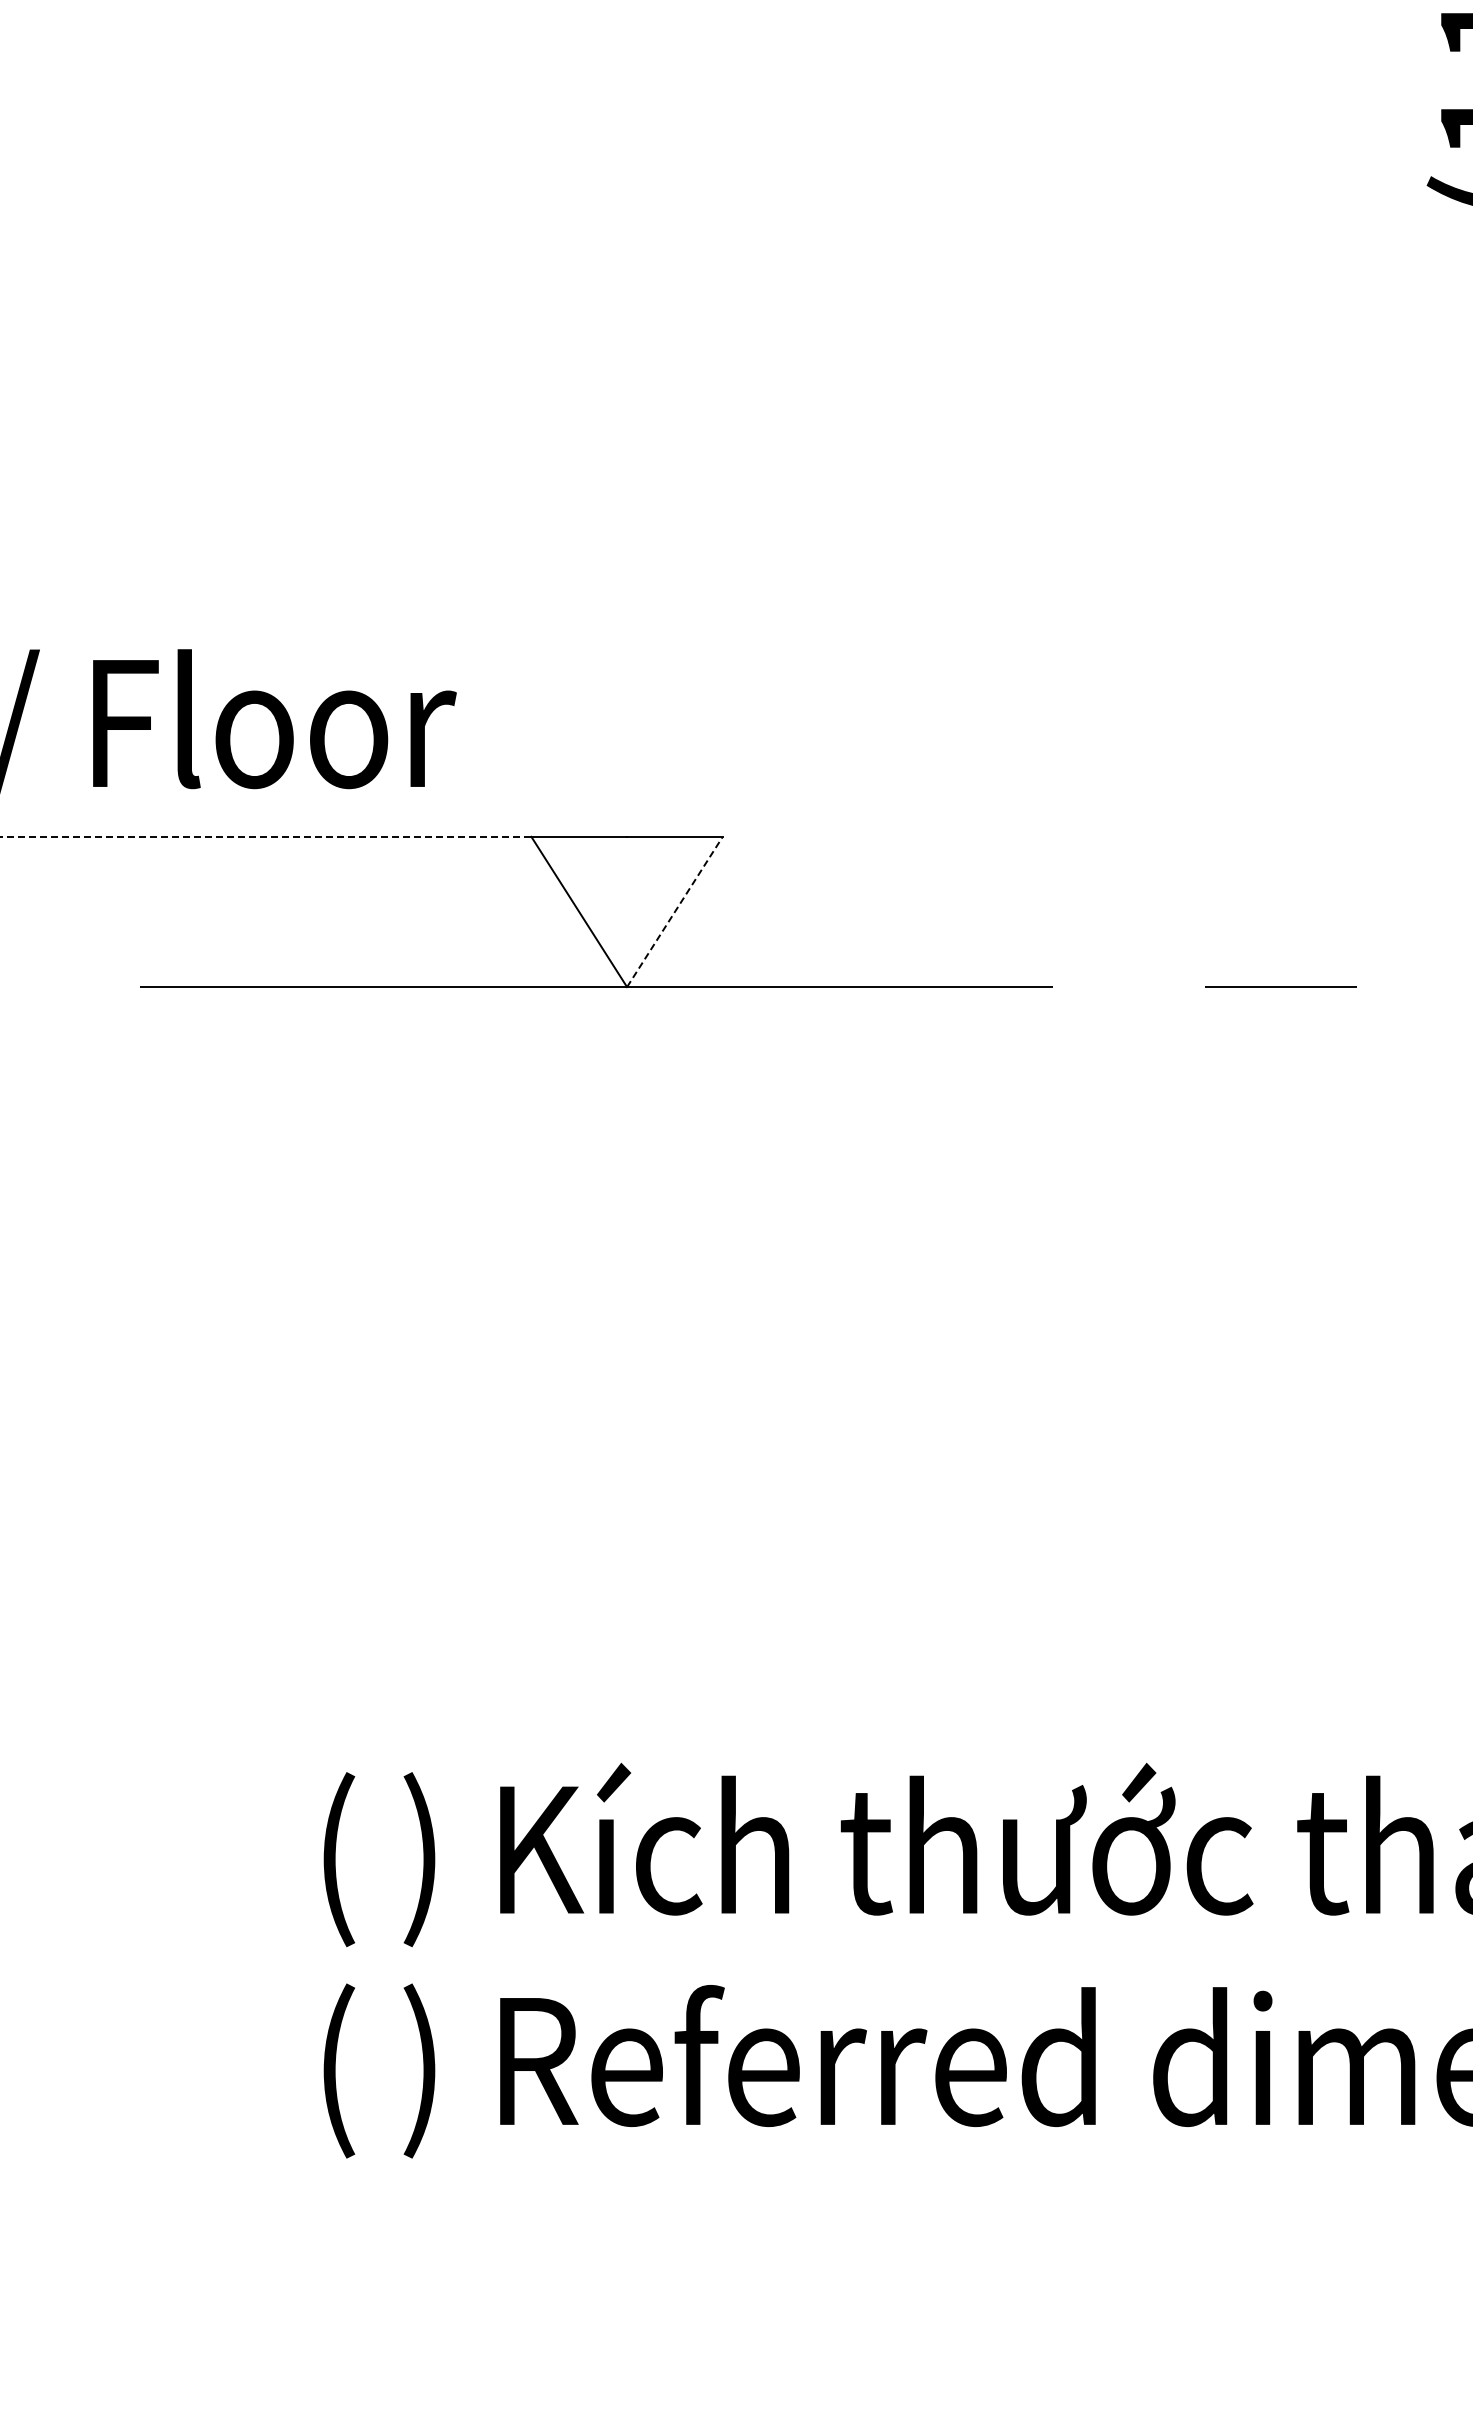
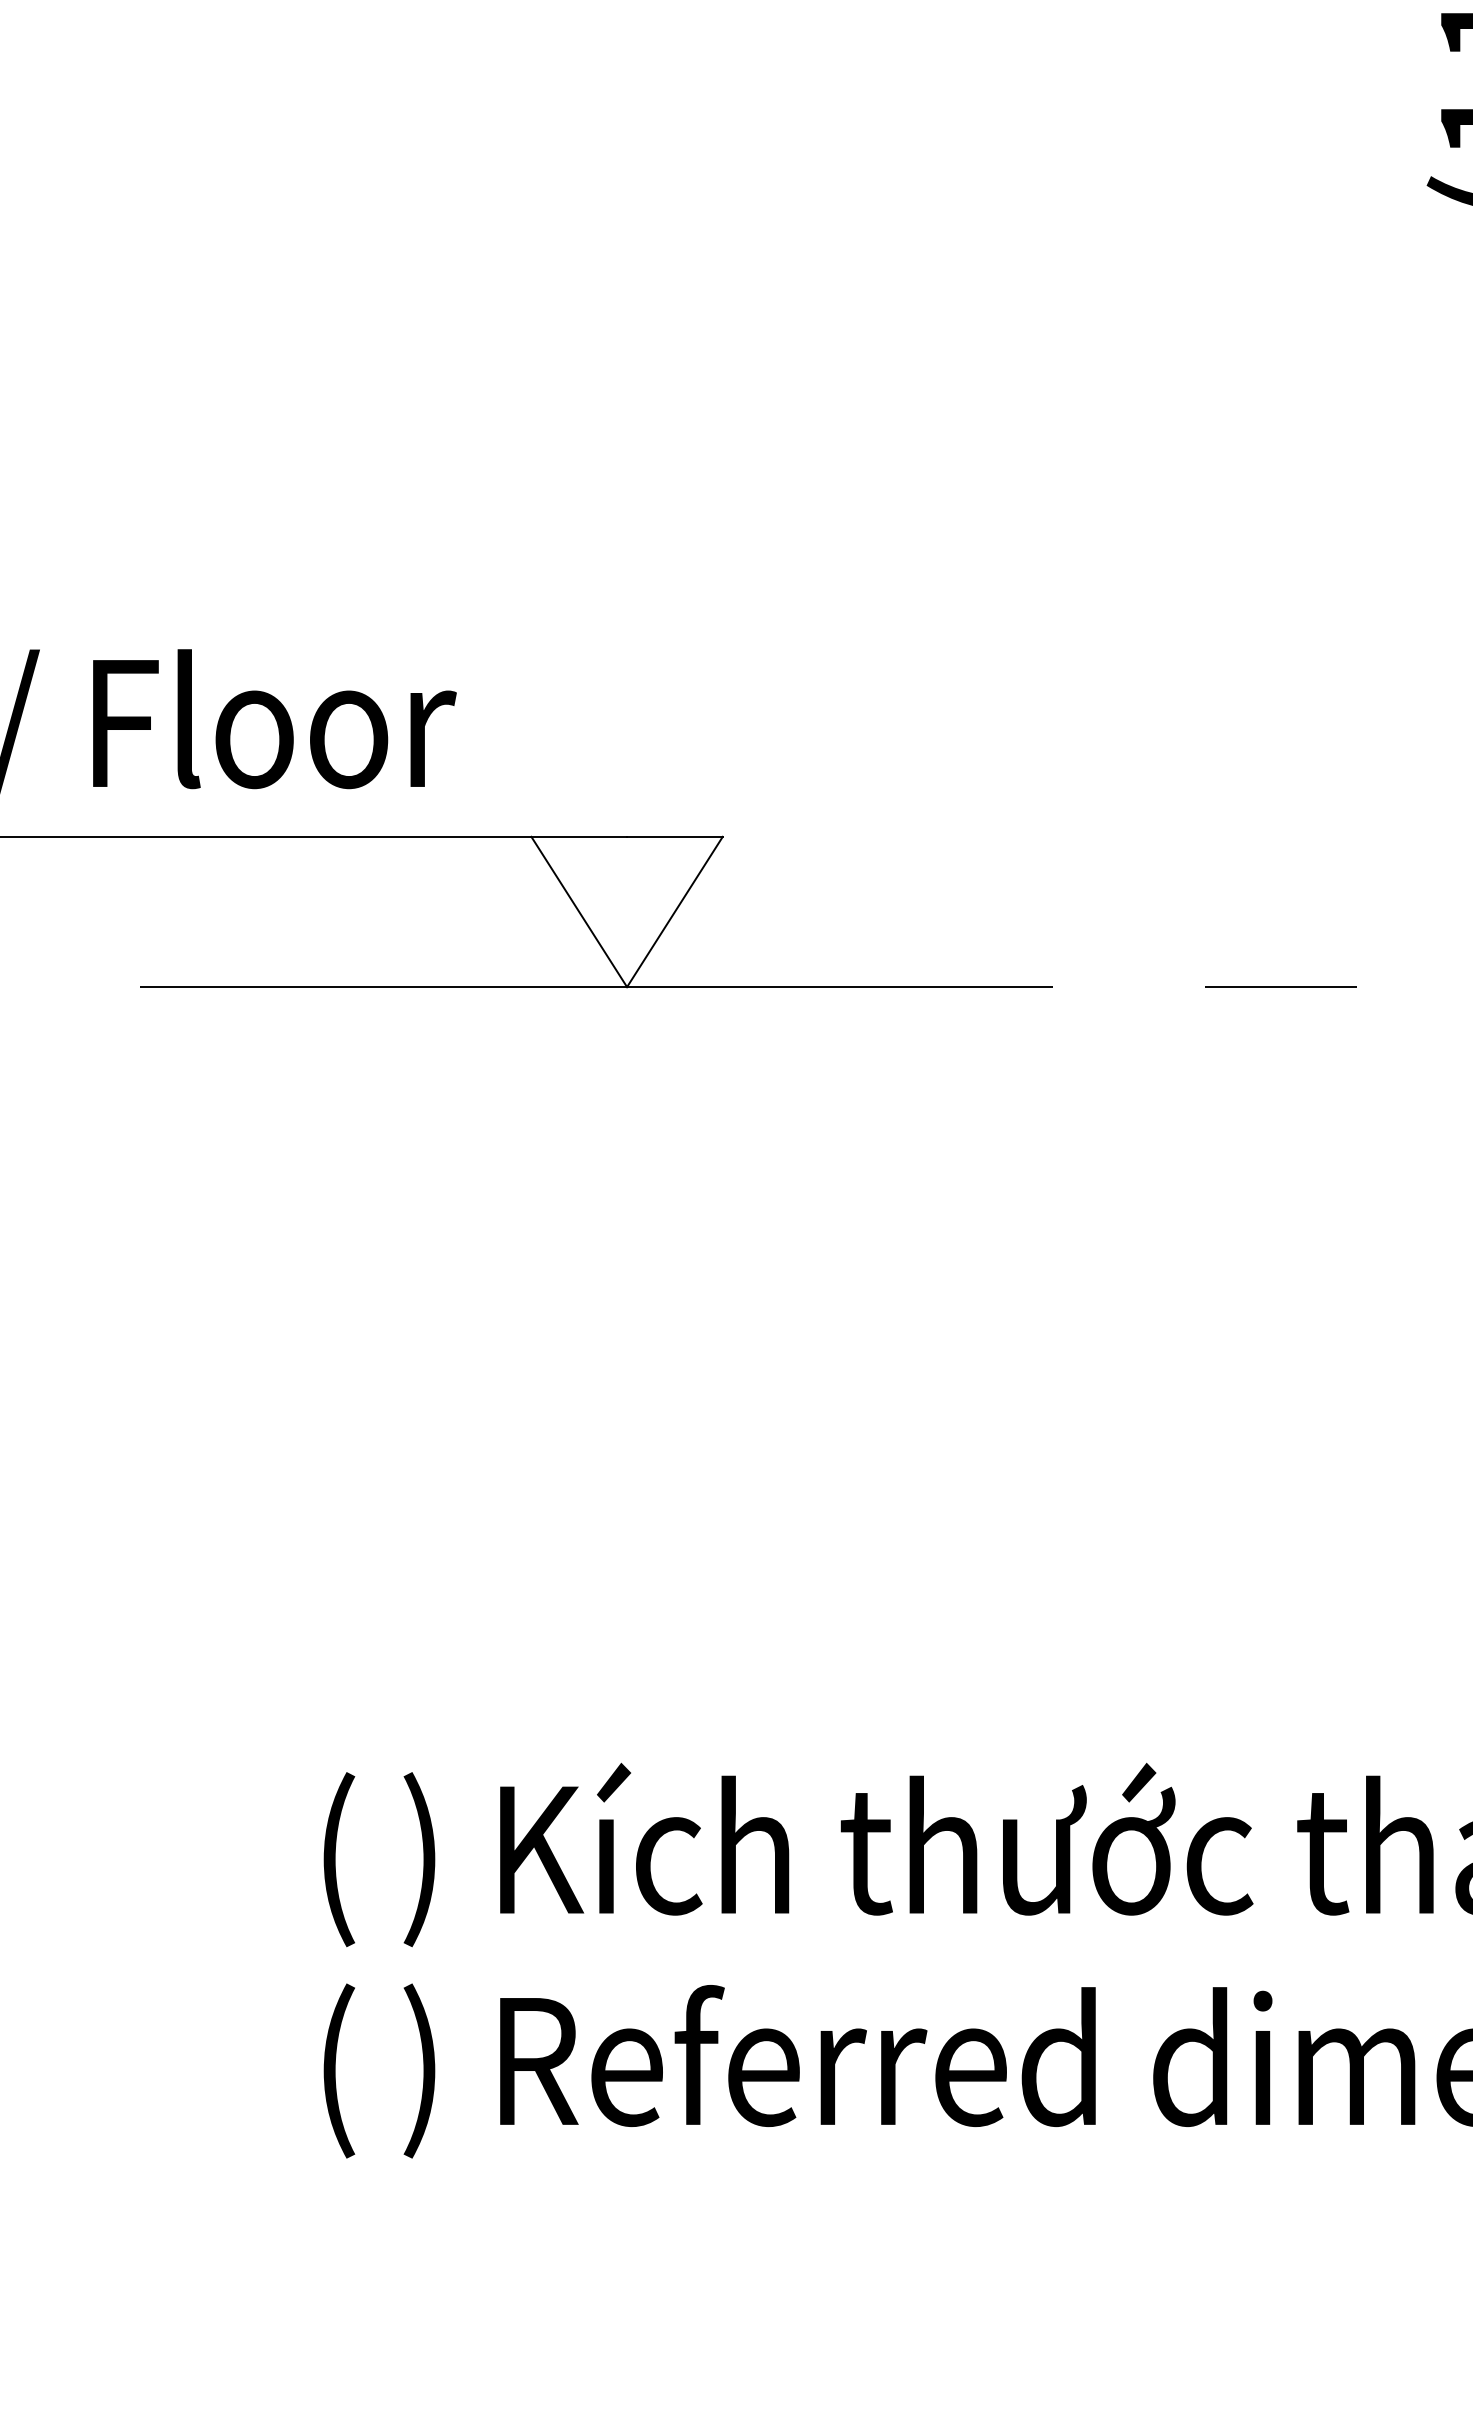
line: dashed -> solid (265, 836)
line: dashed -> solid (675, 911)
